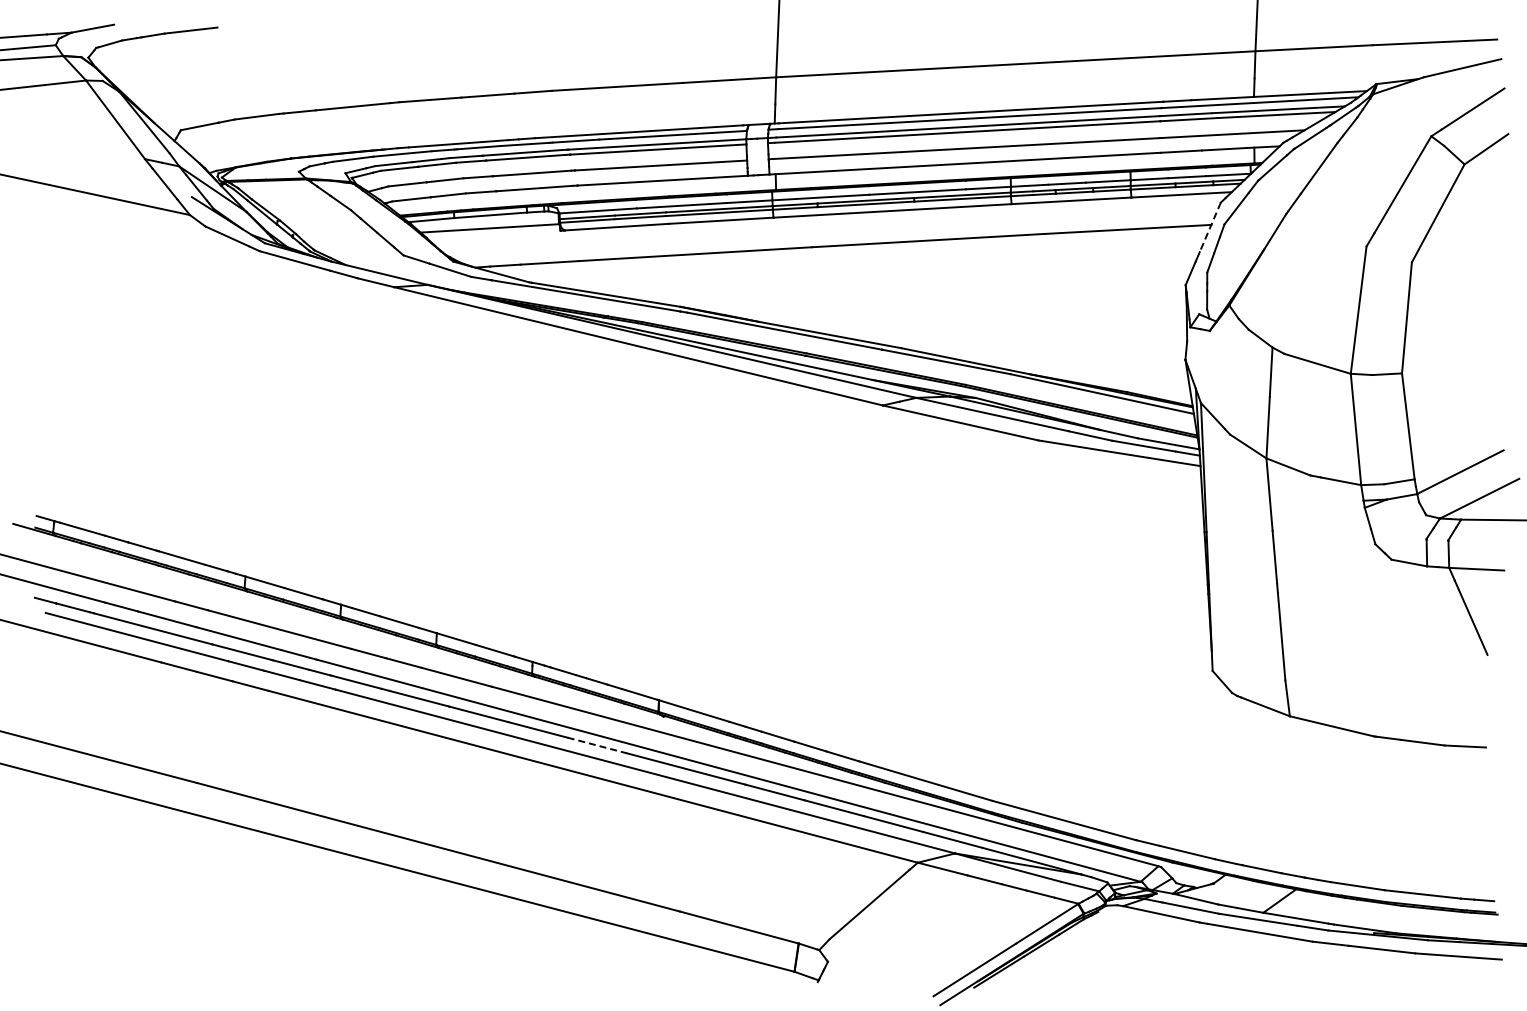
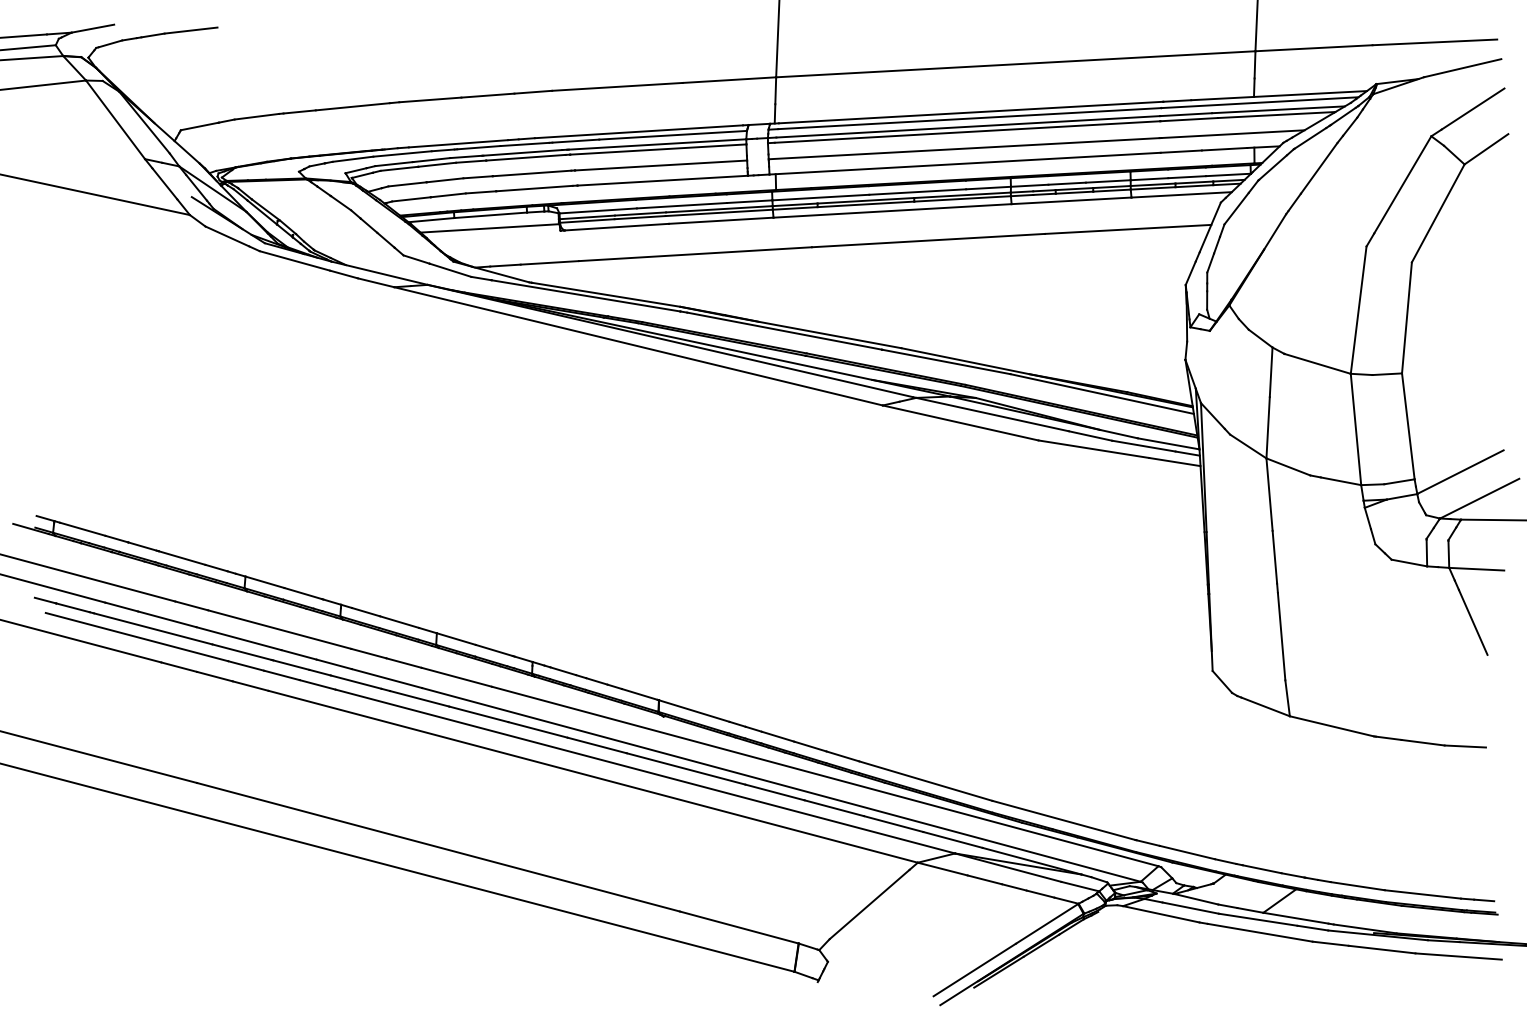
line: dashed -> solid (1210, 227)
line: dashed -> solid (597, 745)
